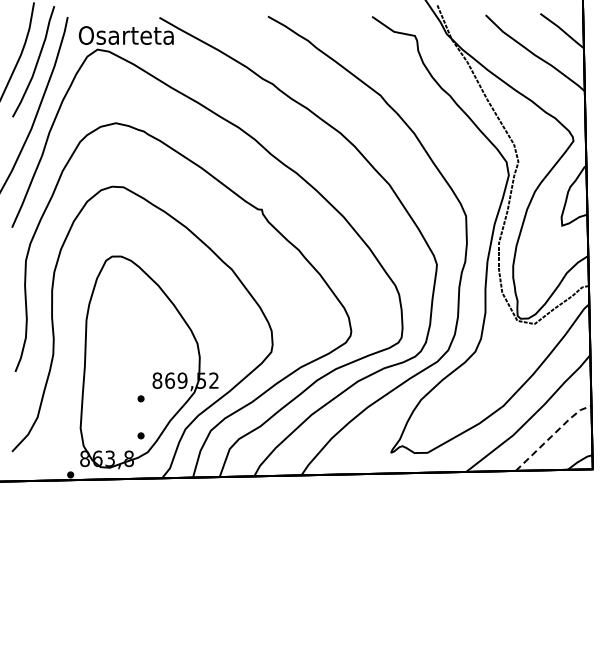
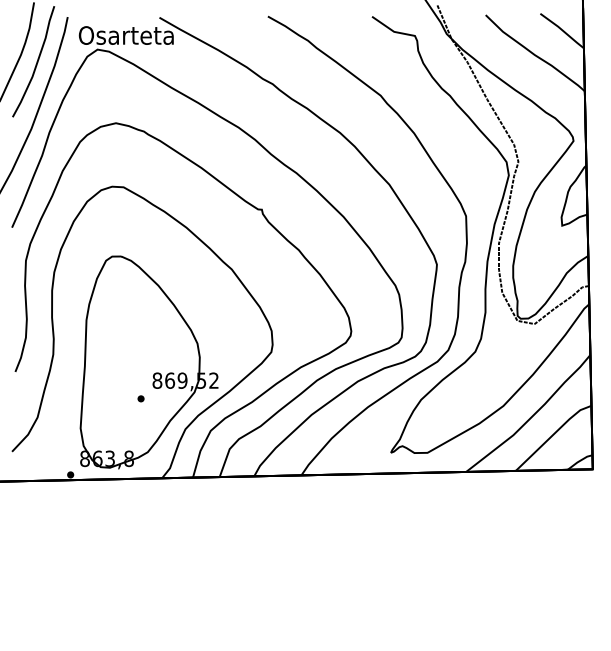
line: dashed -> solid (553, 434)
part: present -> none (140, 435)
